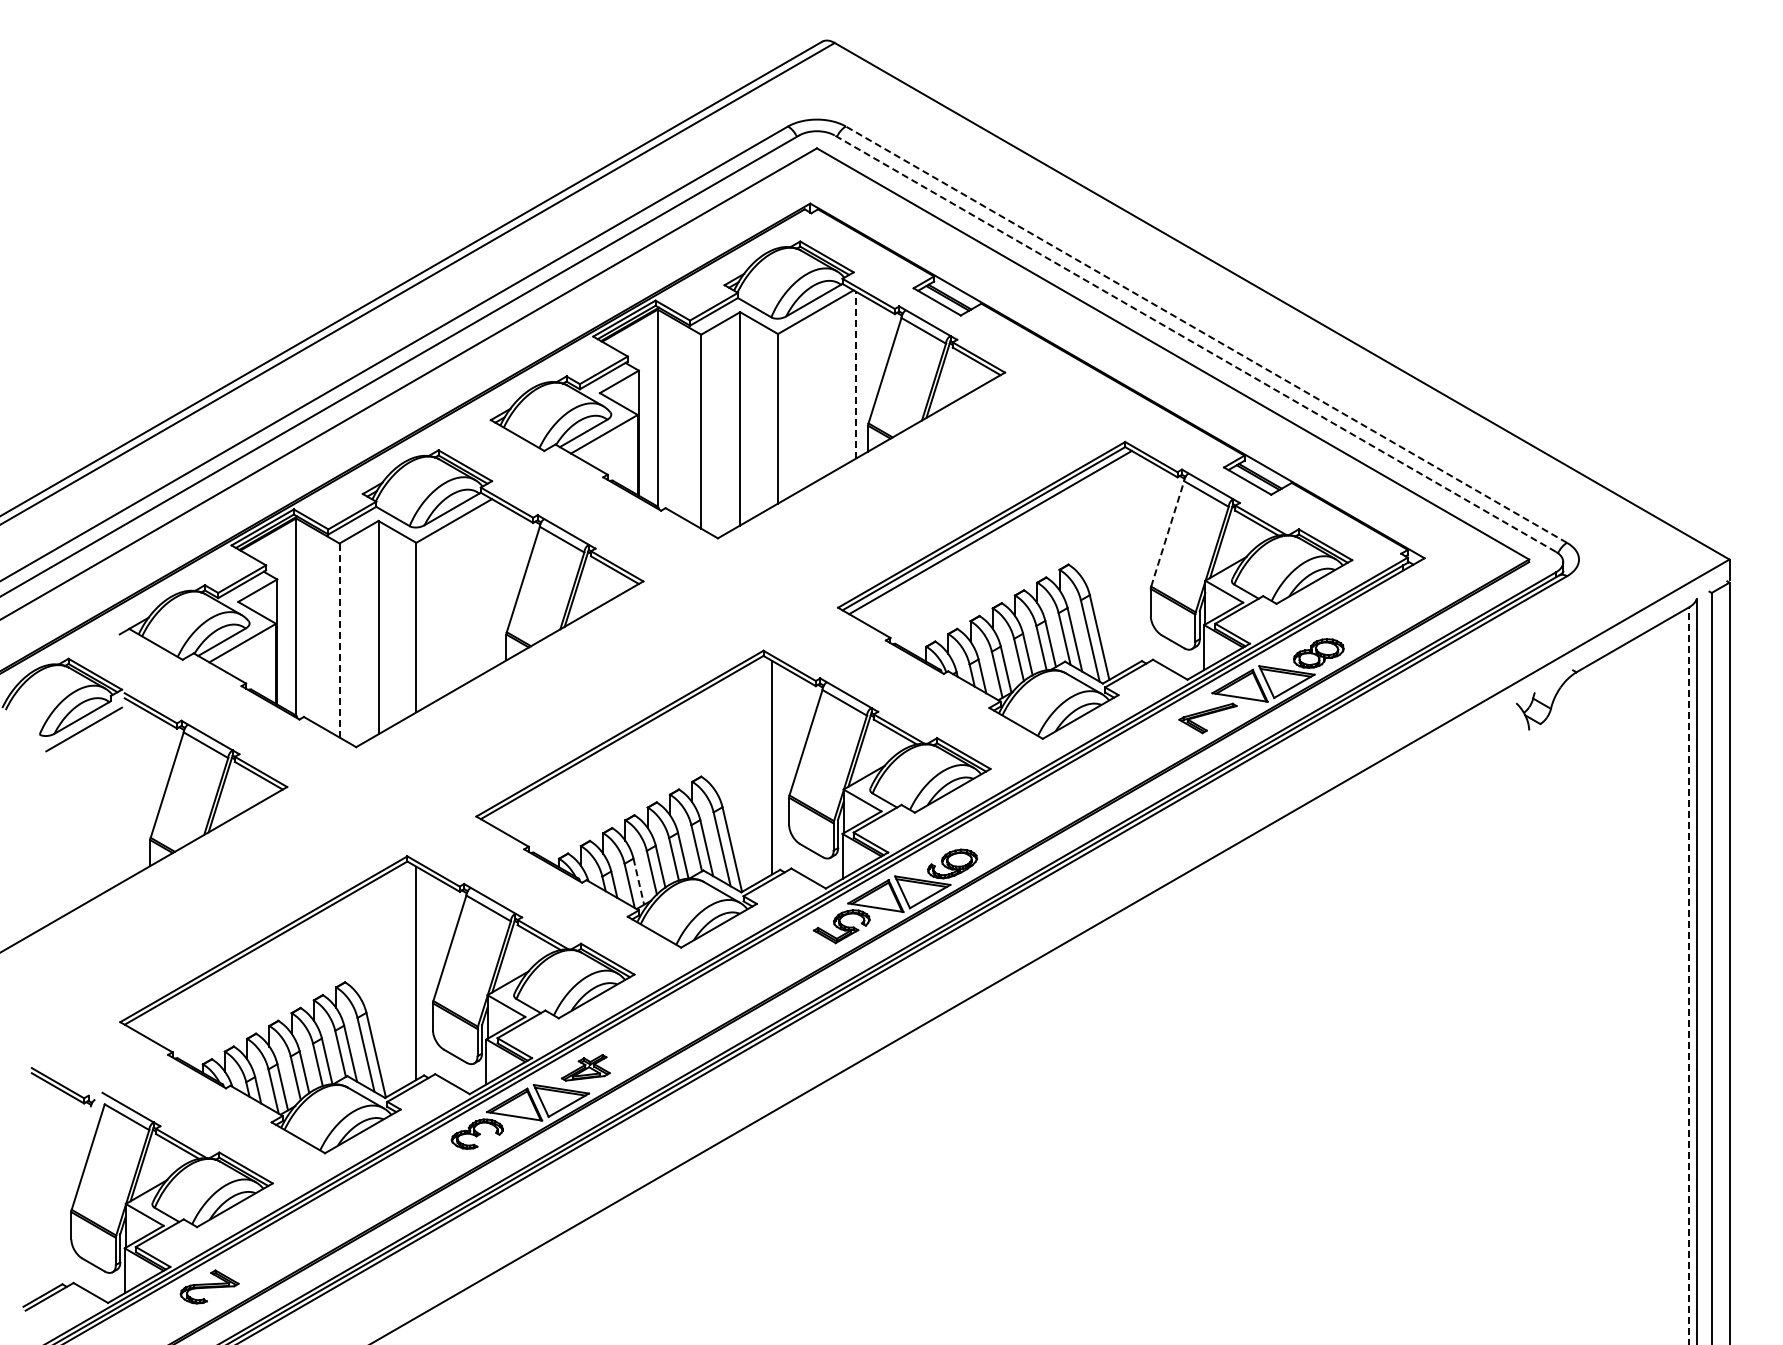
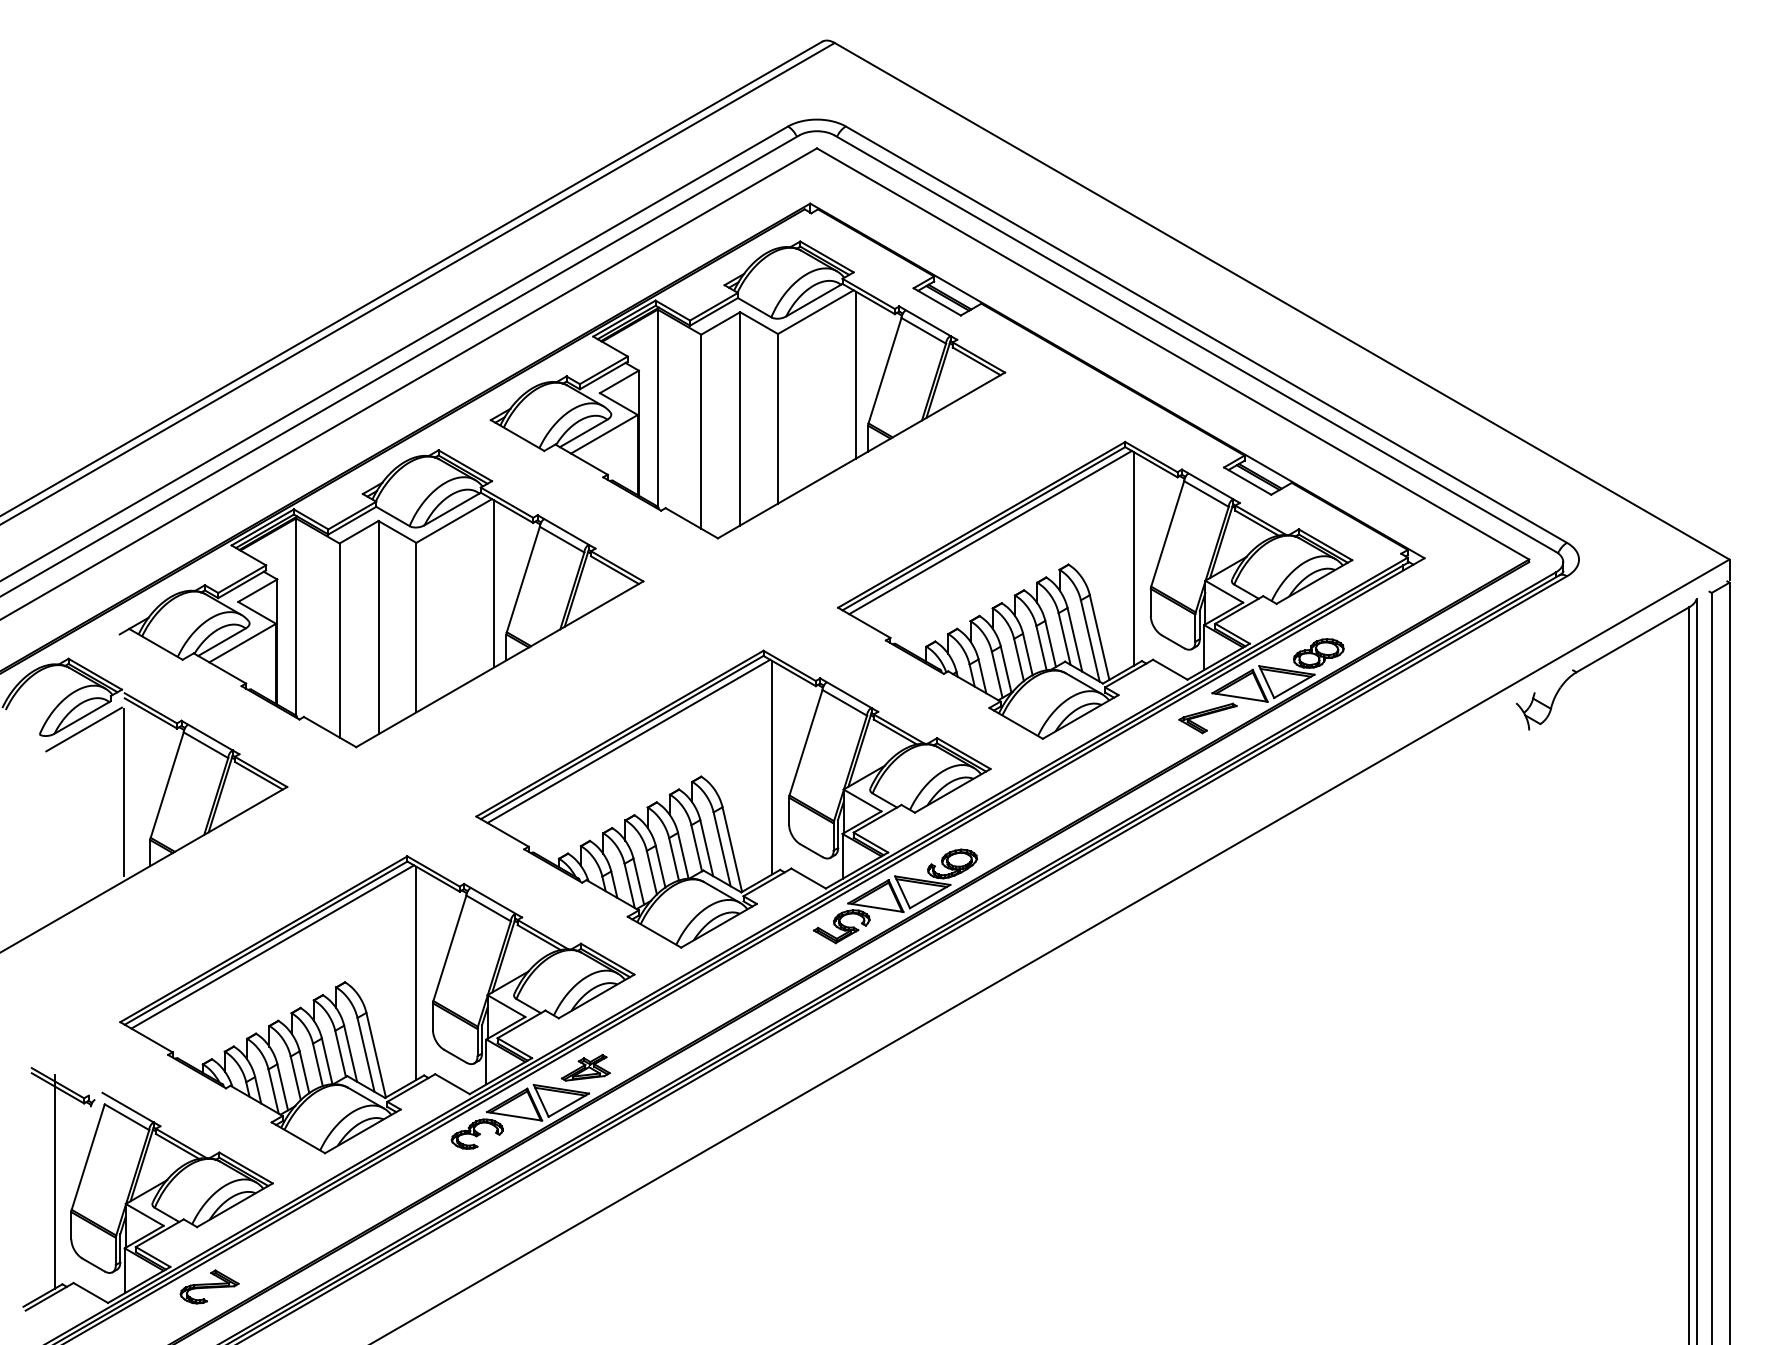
line: dashed -> solid (1206, 334)
line: dashed -> solid (1194, 343)
line: dashed -> solid (855, 375)
line: dashed -> solid (1167, 533)
line: none -> present (1134, 558)
line: none -> present (494, 583)
line: dashed -> solid (339, 640)
line: none -> present (628, 740)
line: none -> present (124, 792)
line: dashed -> solid (638, 881)
line: none -> present (272, 946)
line: dashed -> solid (1689, 975)
line: none -> present (54, 1181)
